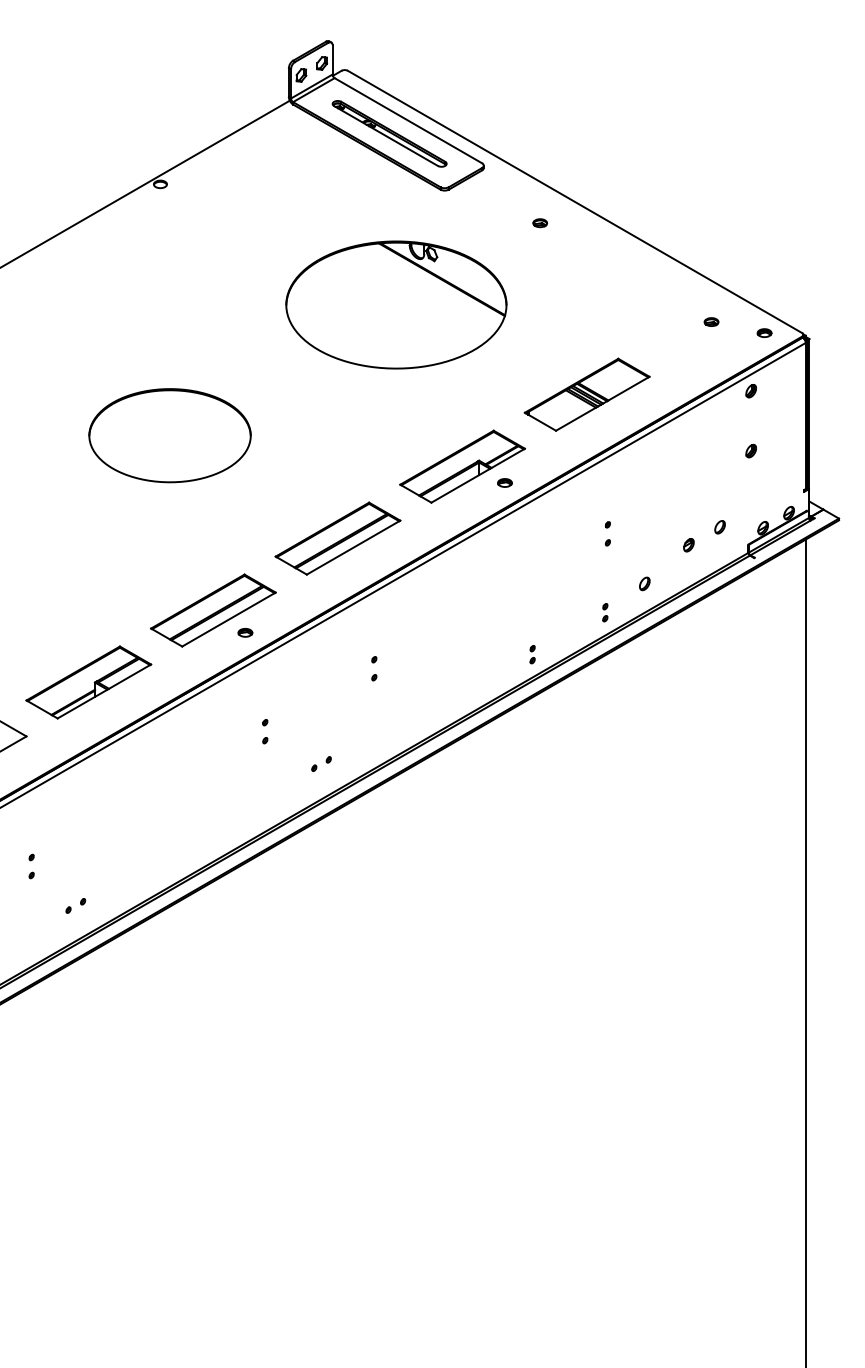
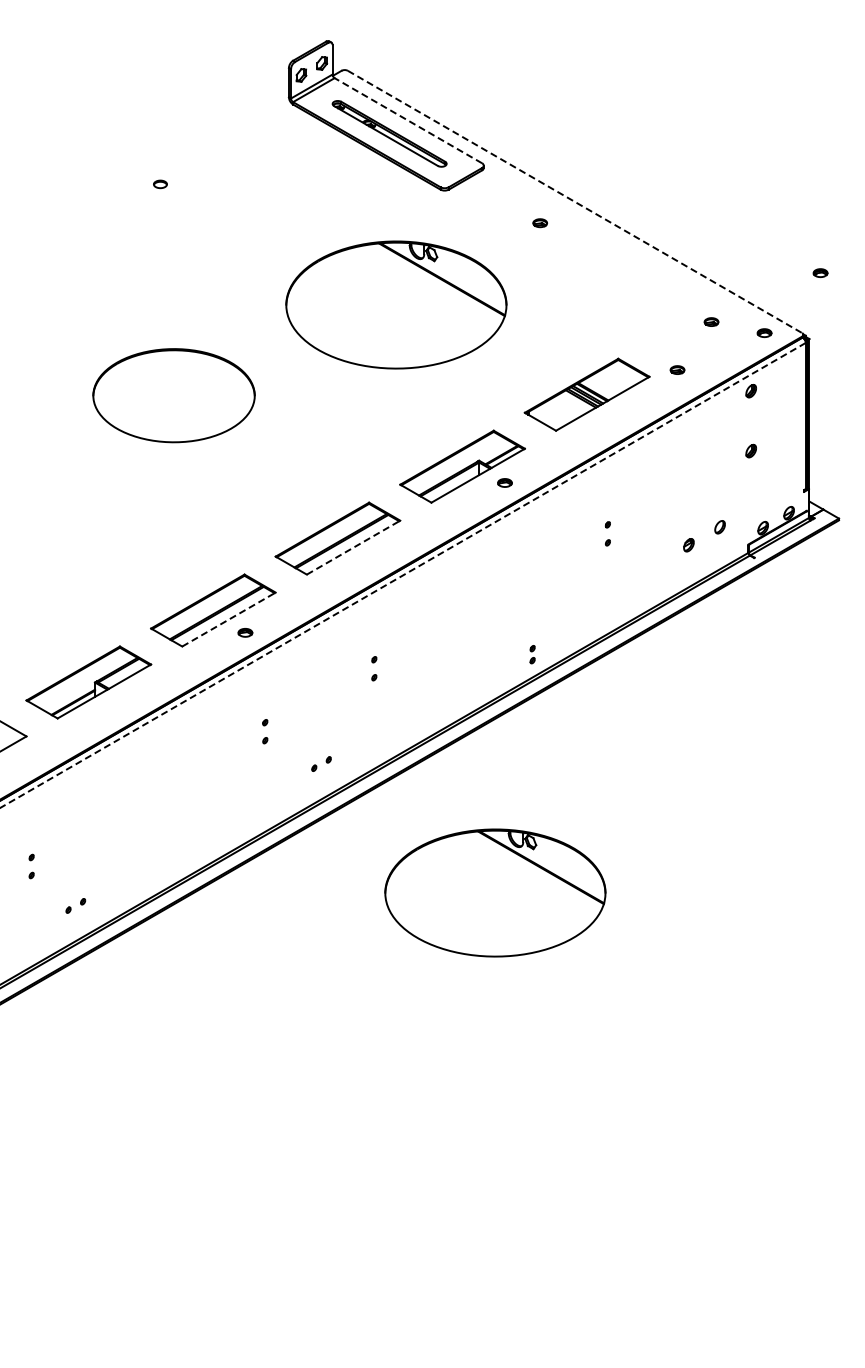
line: solid -> dashed (407, 120)
line: present -> none (145, 183)
line: solid -> dashed (575, 202)
part: none -> present (820, 272)
part: none -> present (677, 369)
part position: (169, 435) -> (173, 395) (173, 395)
line: solid -> dashed (353, 547)
line: solid -> dashed (403, 575)
part: present -> none (644, 583)
part: present -> none (605, 612)
line: solid -> dashed (228, 619)
part: none -> present (495, 892)
line: present -> none (806, 951)
